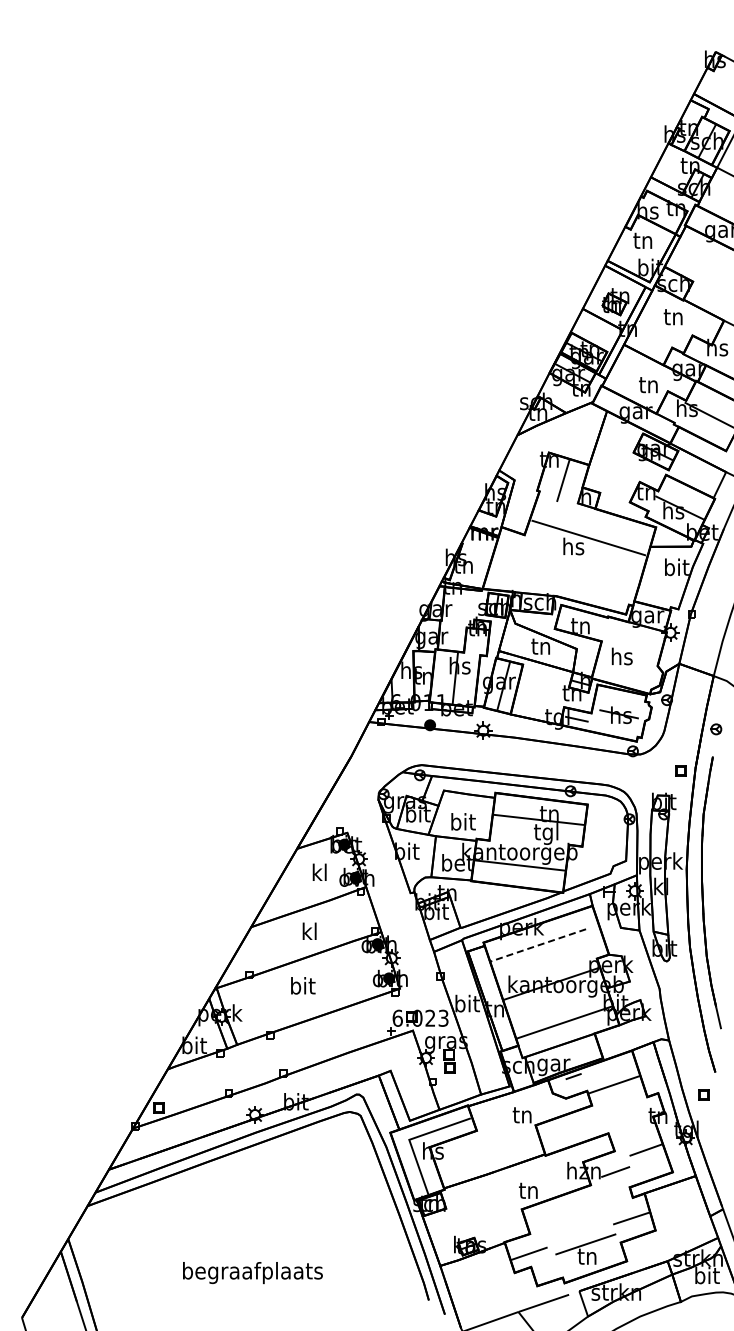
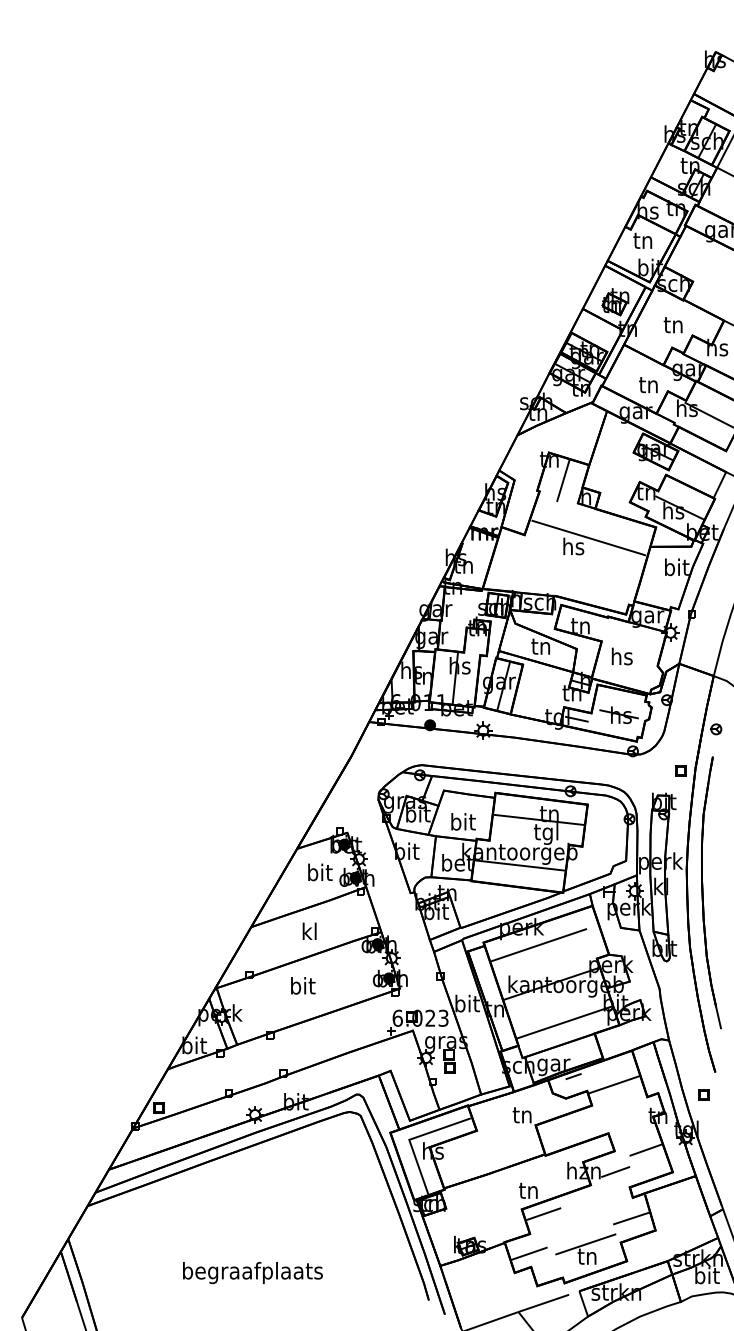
text position: (672, 317) -> (672, 325) (672, 325)
text: kl -> bit (320, 872)
line: dashed -> solid (537, 945)
line: none -> present (543, 1213)
